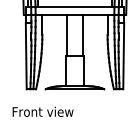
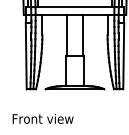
text position: (42, 111) -> (42, 118) (42, 118)
